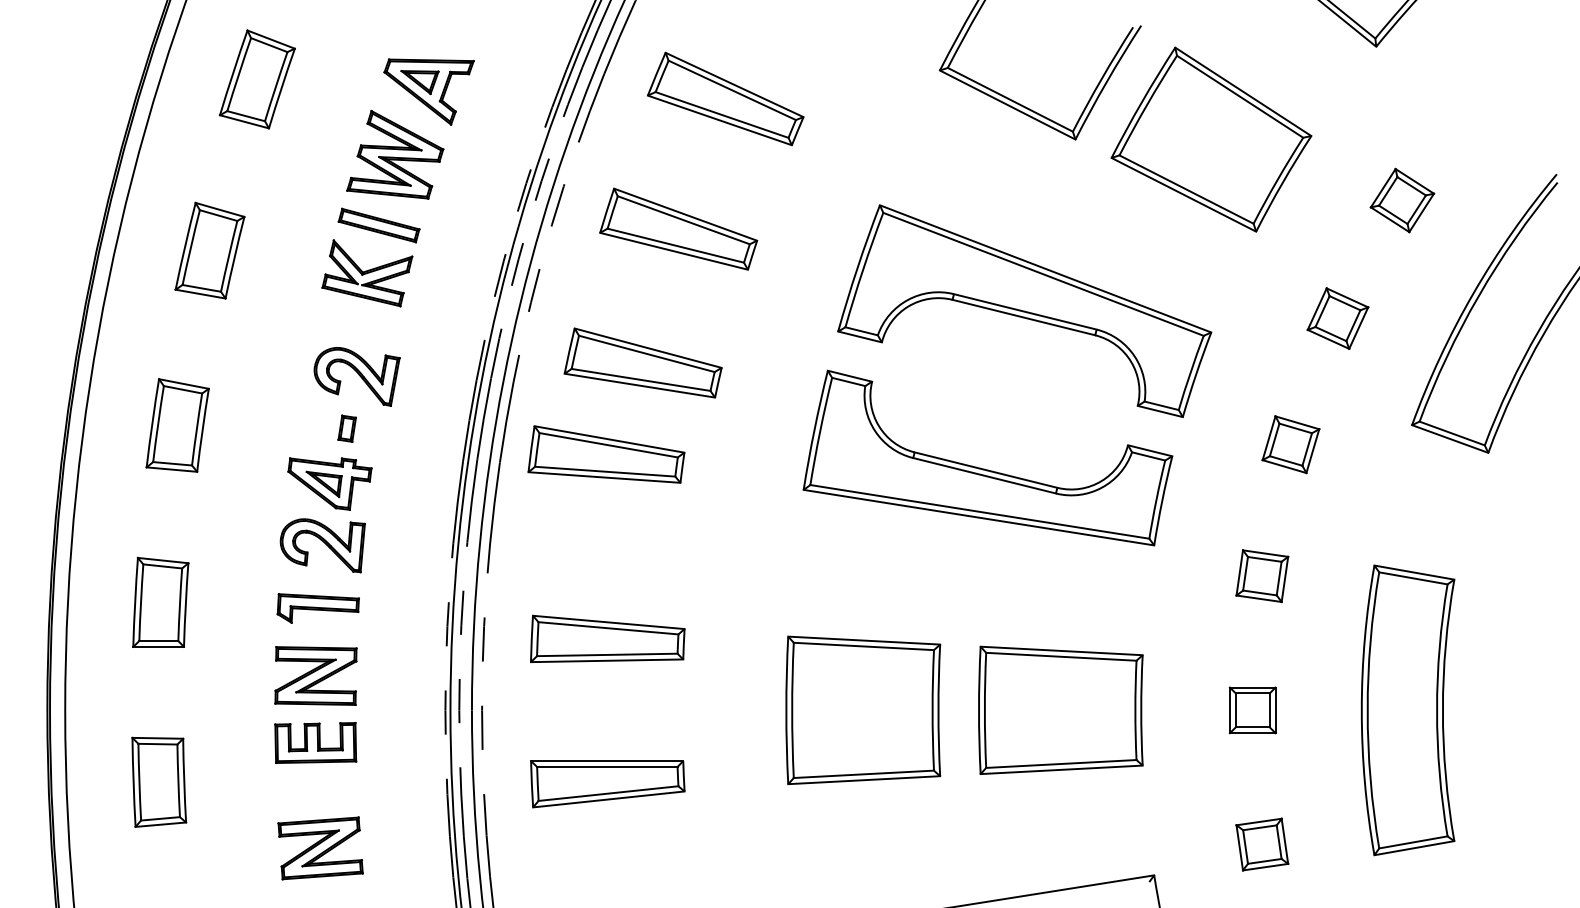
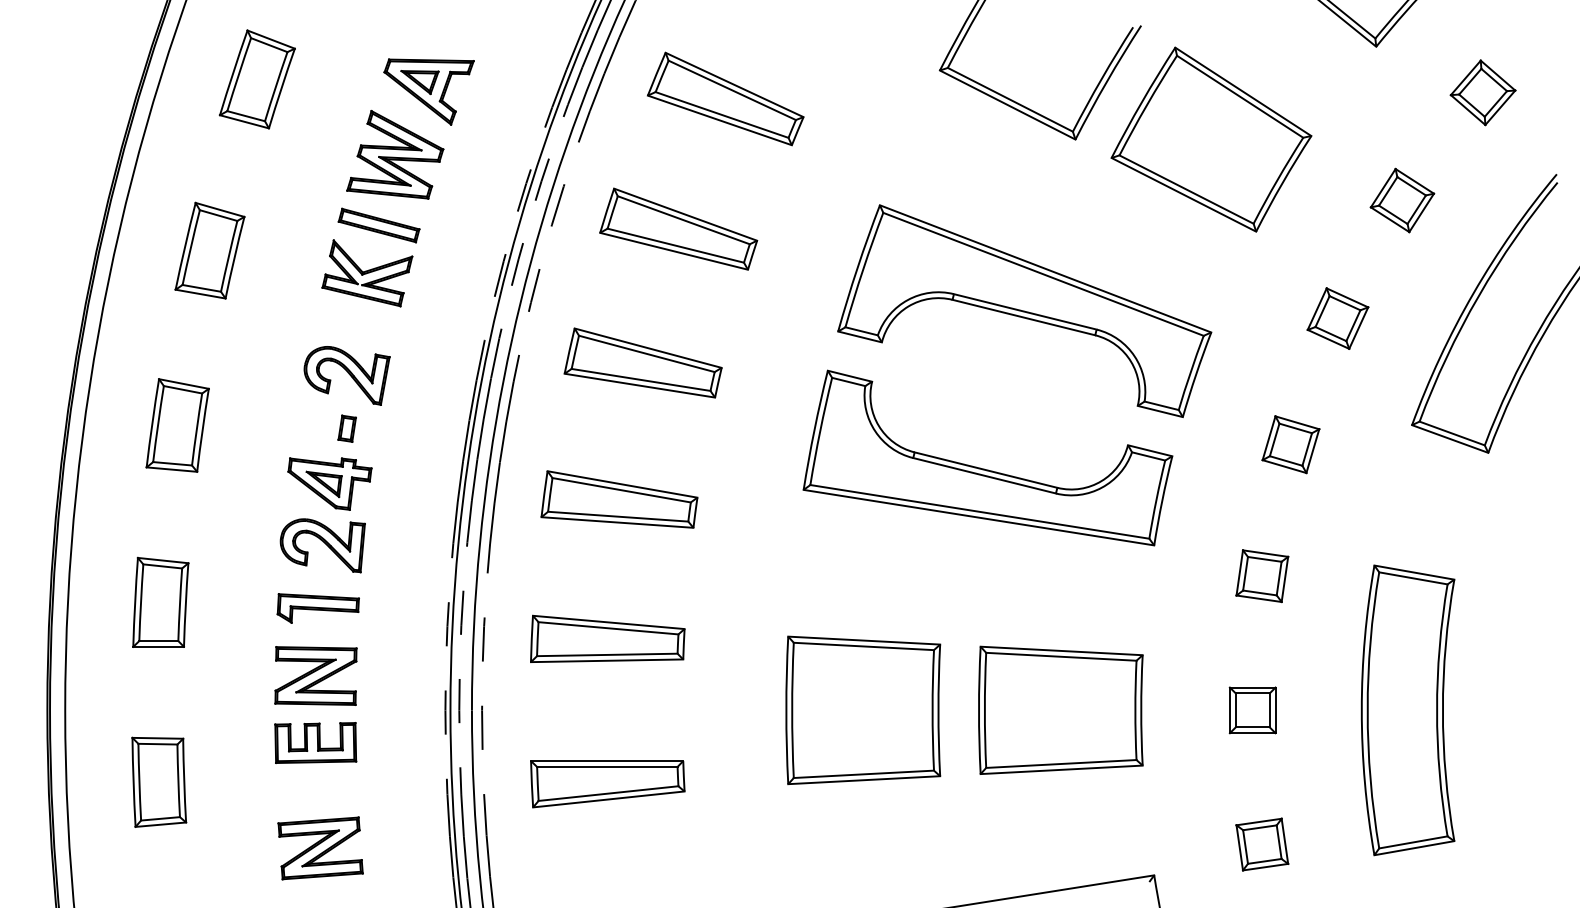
part: none -> present (1482, 92)
part position: (356, 376) -> (346, 375) (346, 375)
part position: (606, 454) -> (619, 499) (619, 499)
